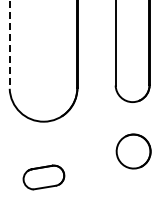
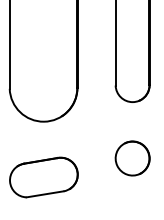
line: dashed -> solid (9, 44)
part position: (133, 151) -> (132, 158) (132, 158)
part size: 44x27 px -> 70x43 px (43, 177)
